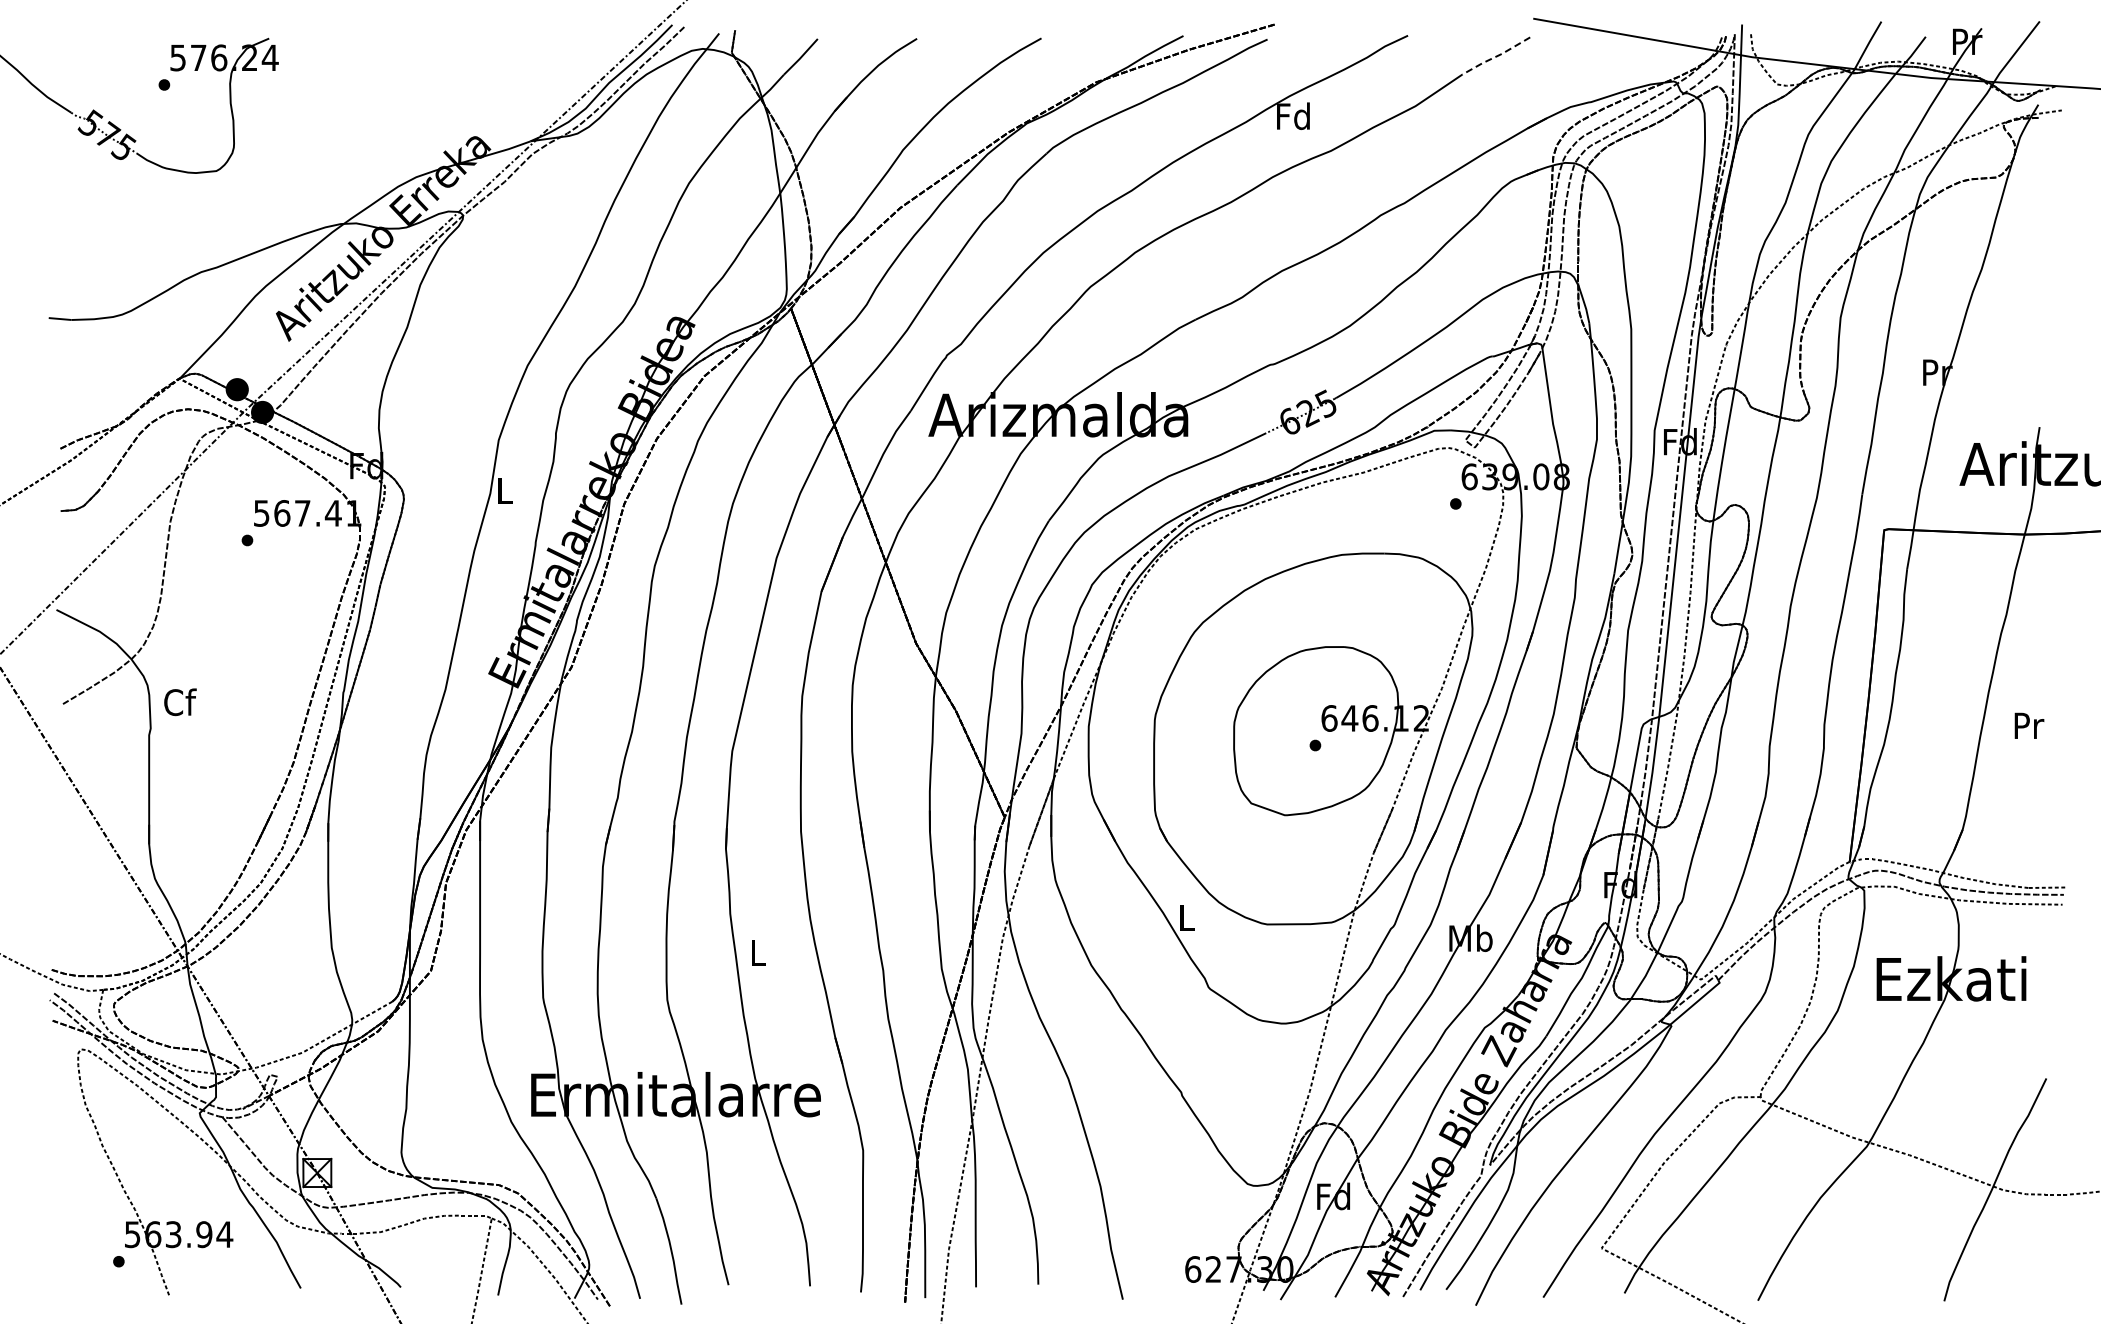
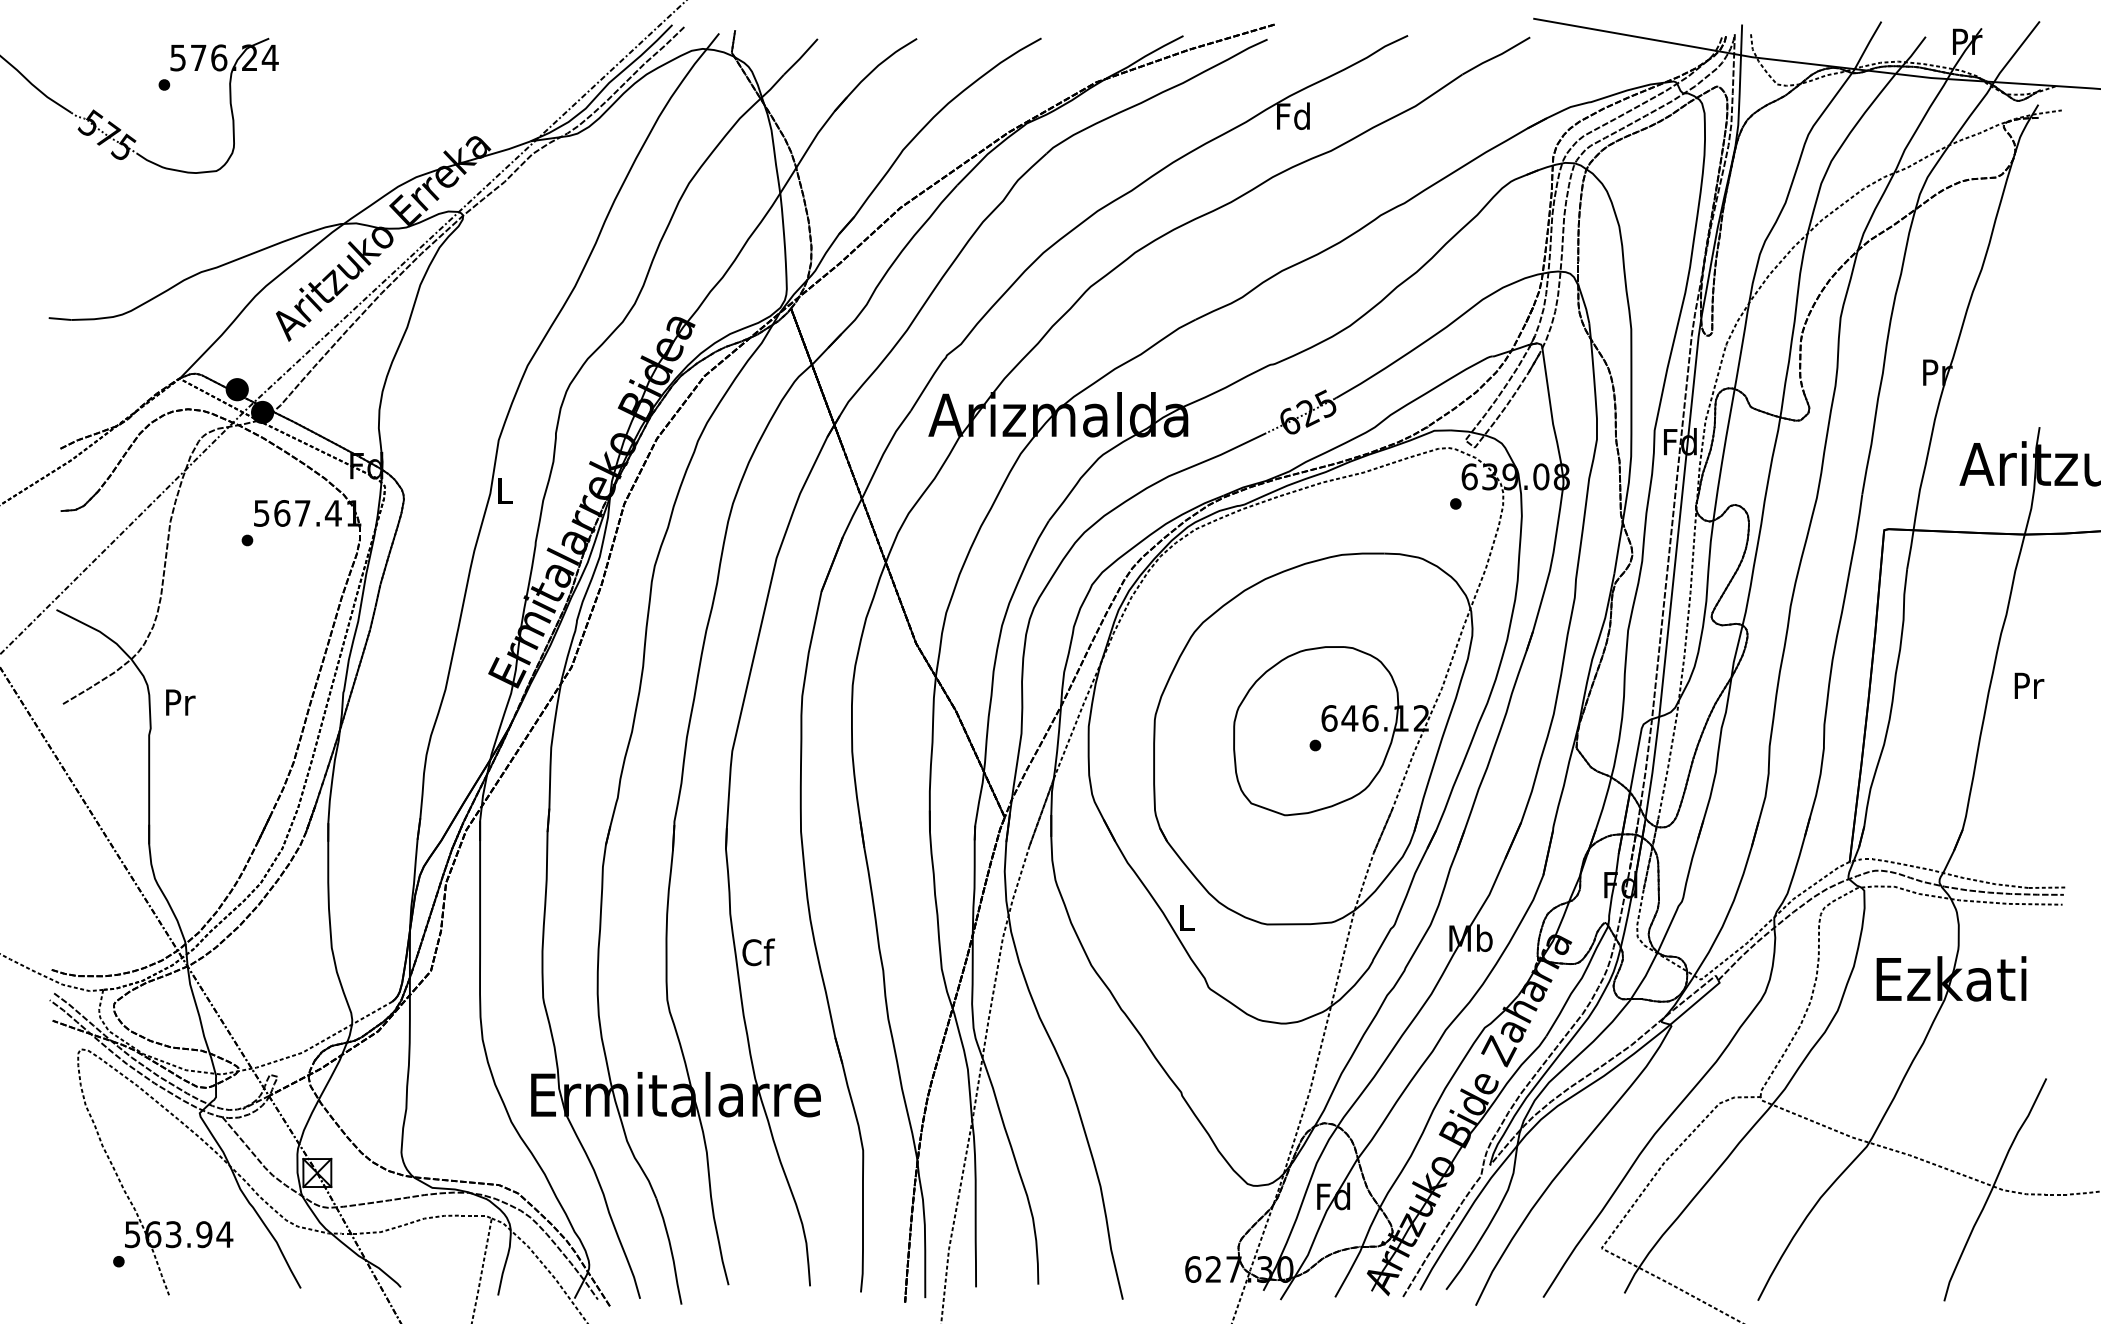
line: dashed -> solid (1495, 56)
text: Cf -> Pr (180, 702)
text position: (2029, 725) -> (2029, 685) (2029, 685)
text: L -> Cf (758, 952)
